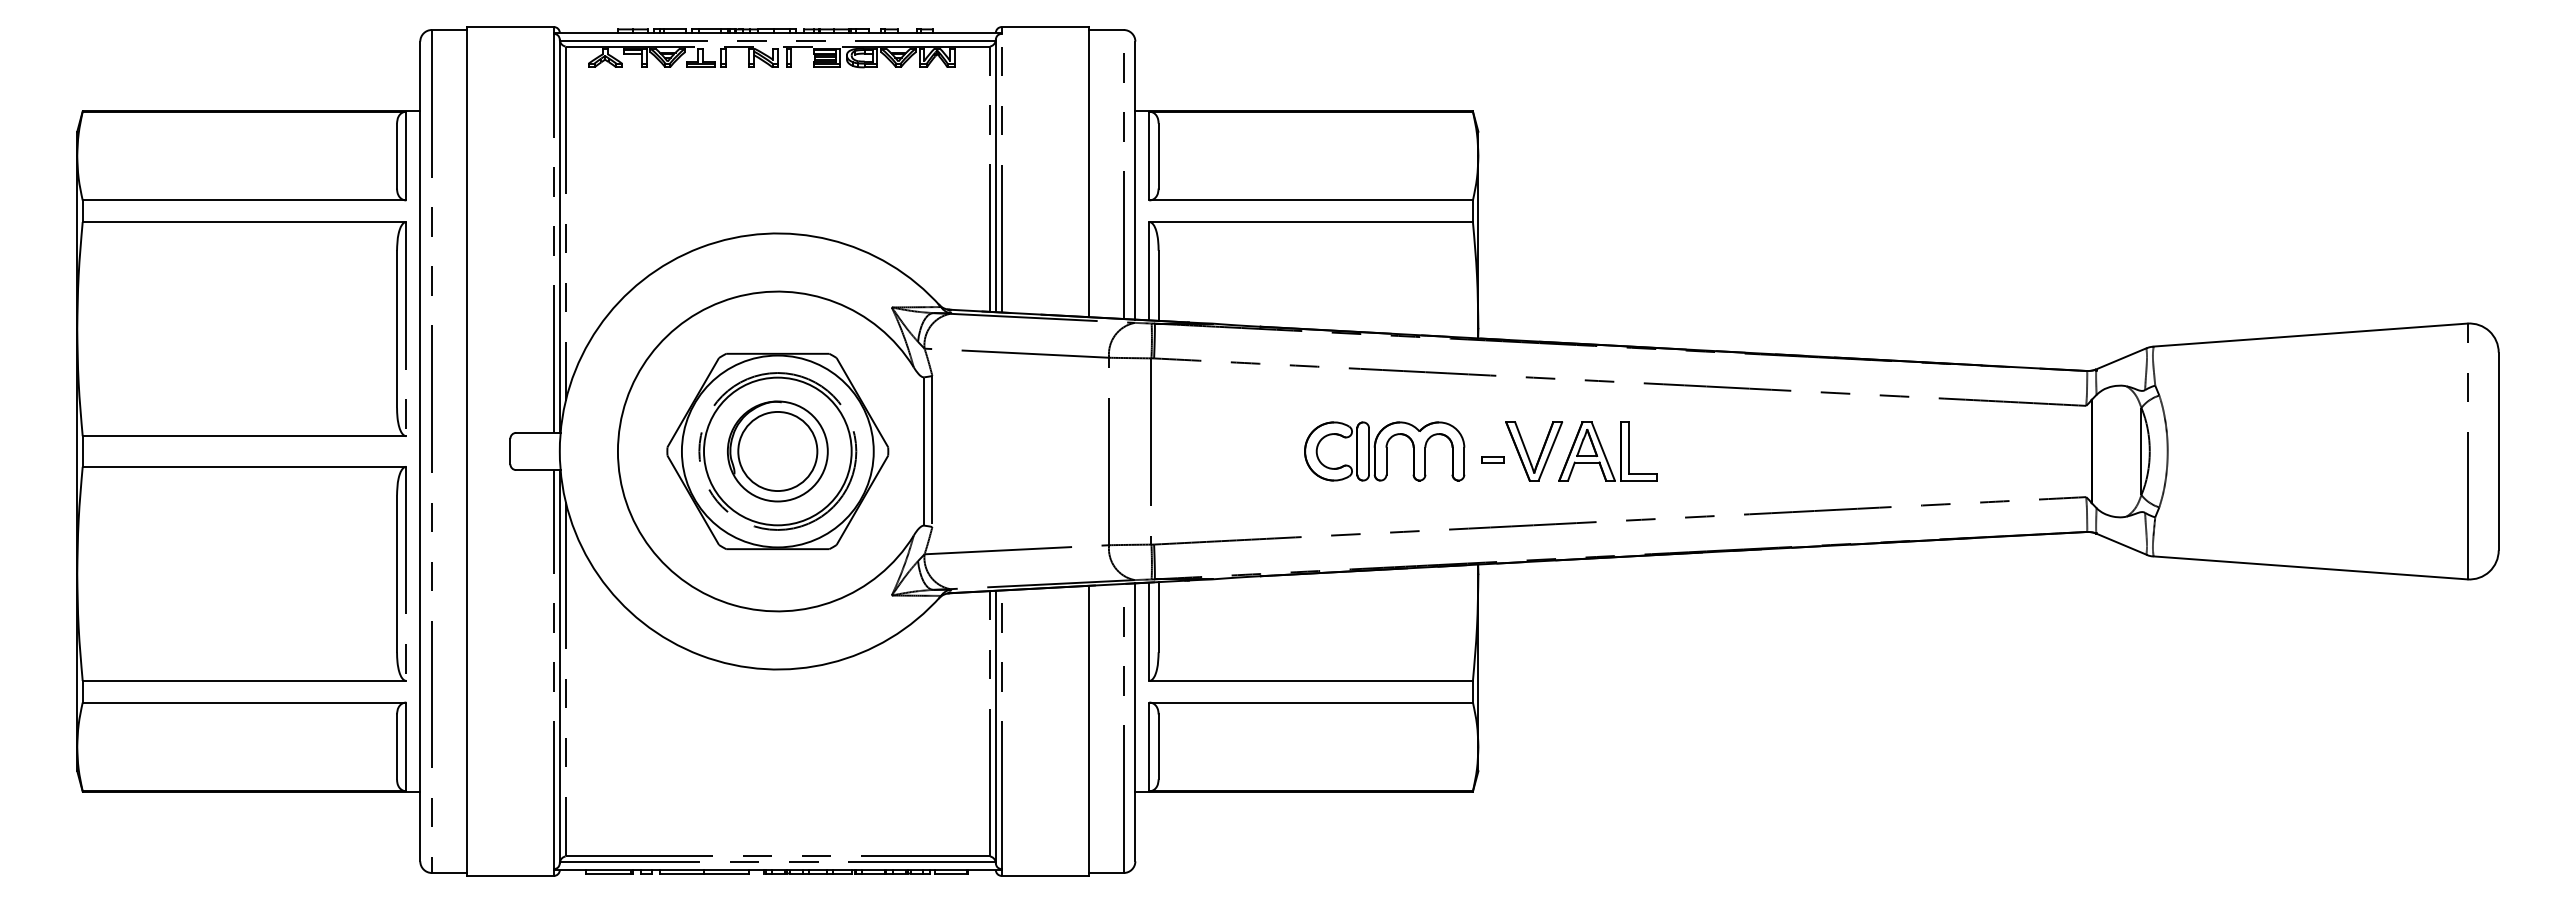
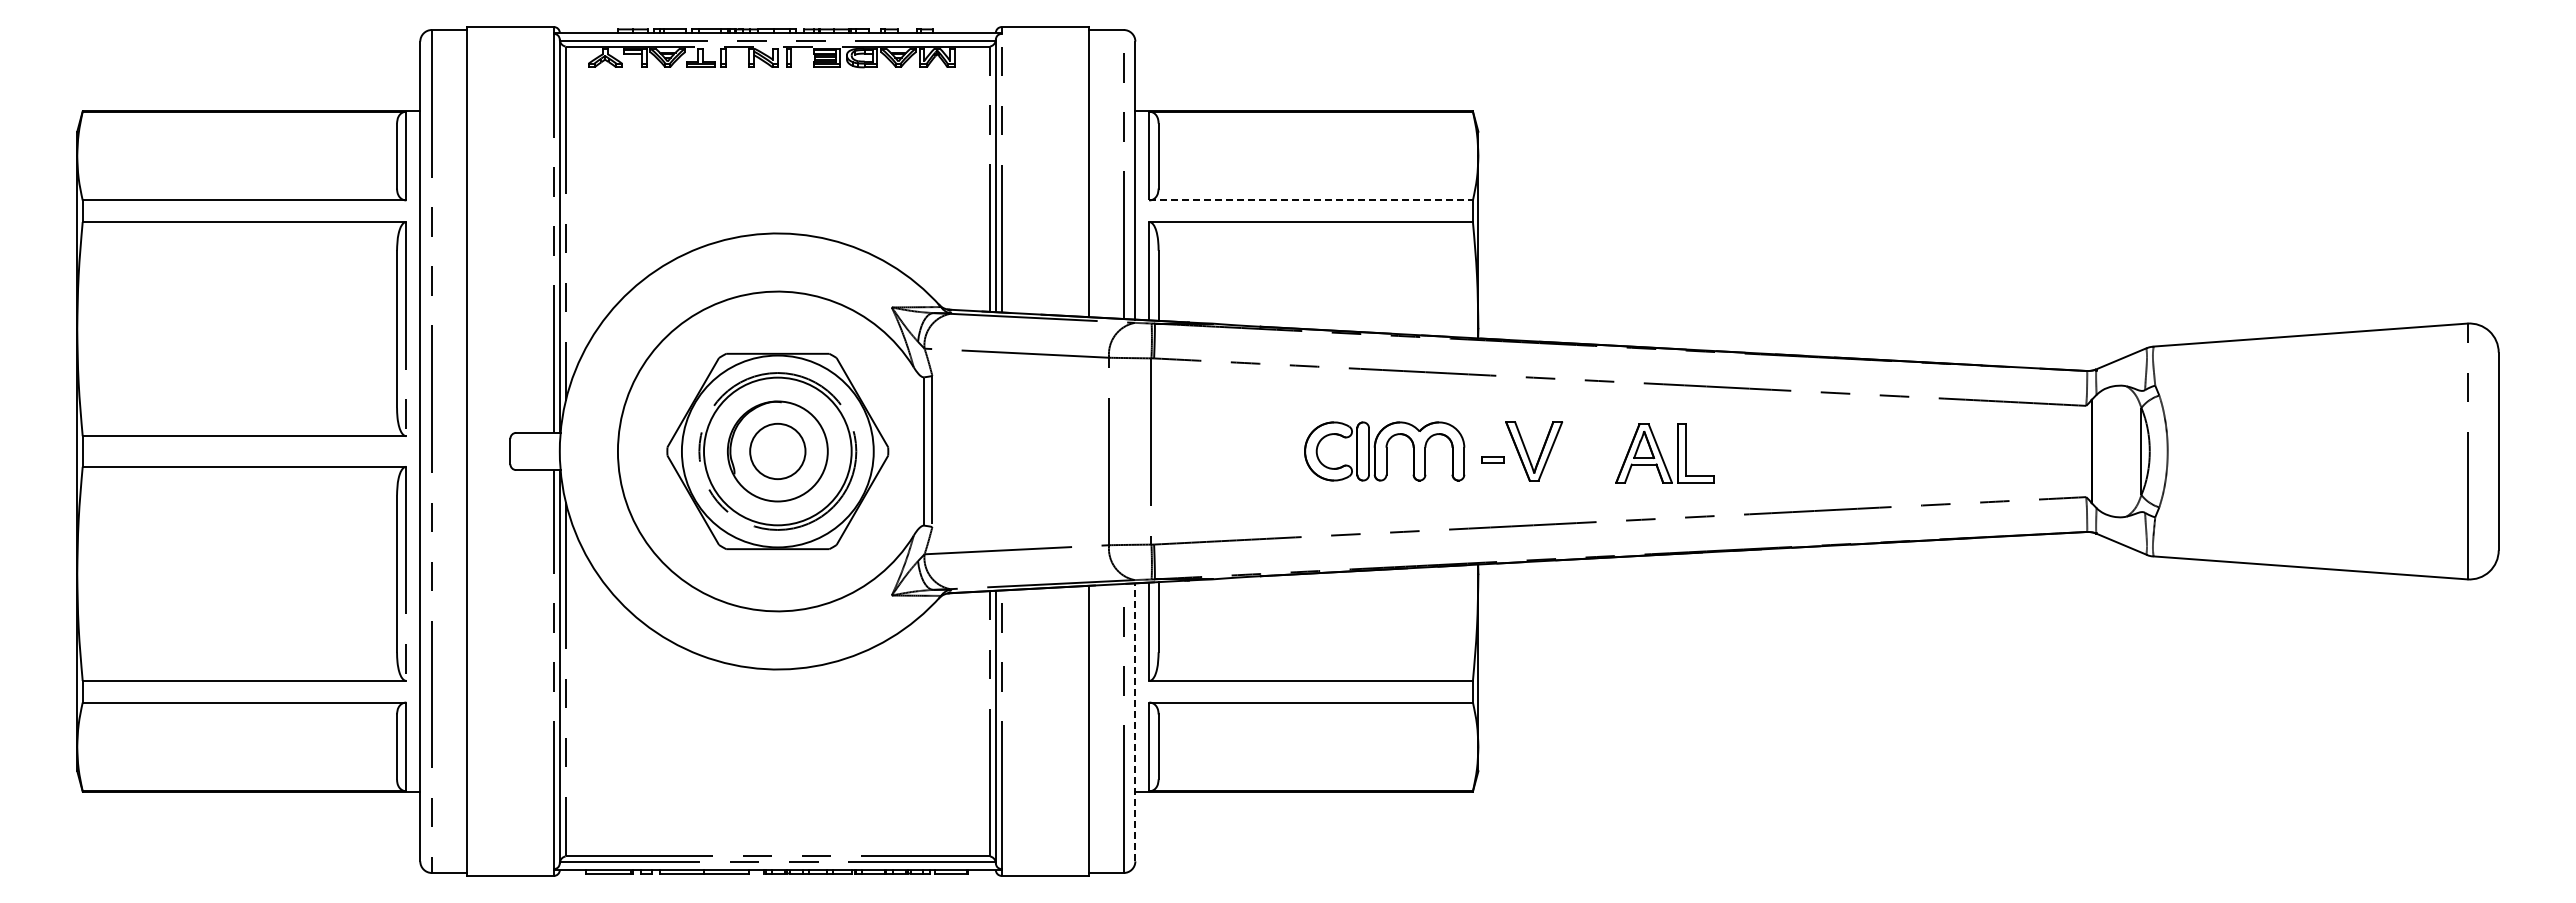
line: solid -> dashed (1311, 200)
circle diameter: 79 px -> 55 px (777, 451)
part position: (1607, 451) -> (1664, 453) (1664, 453)
line: solid -> dashed (1135, 721)
